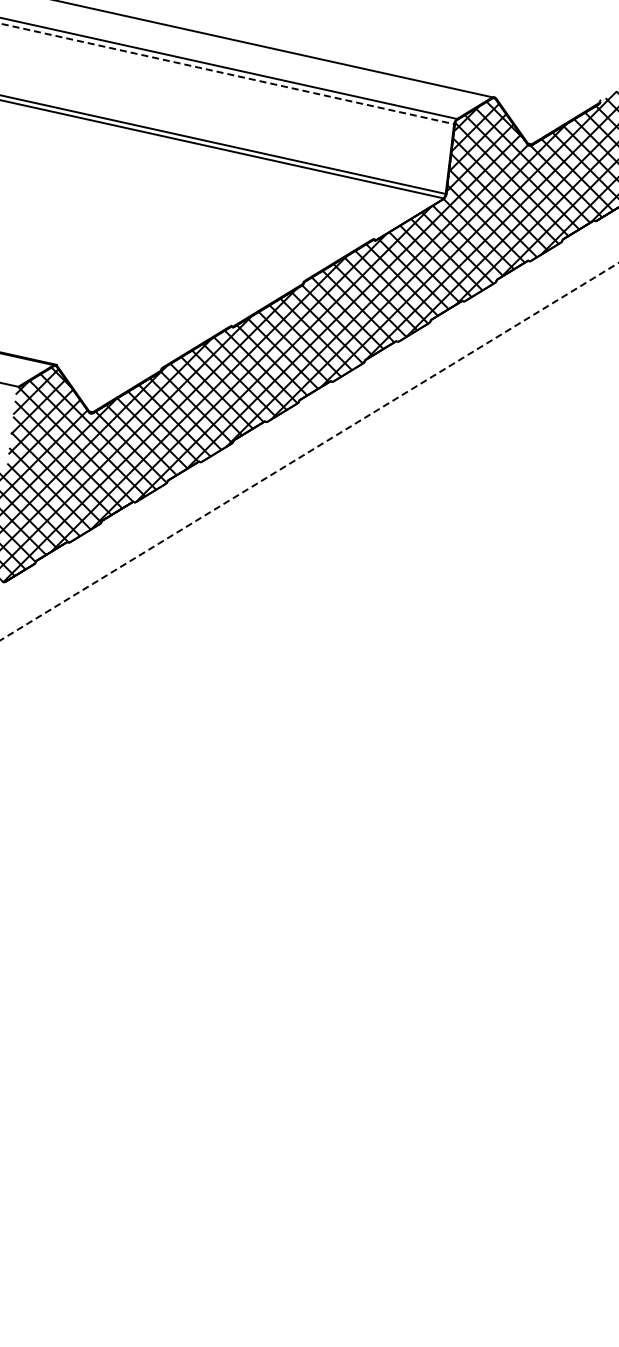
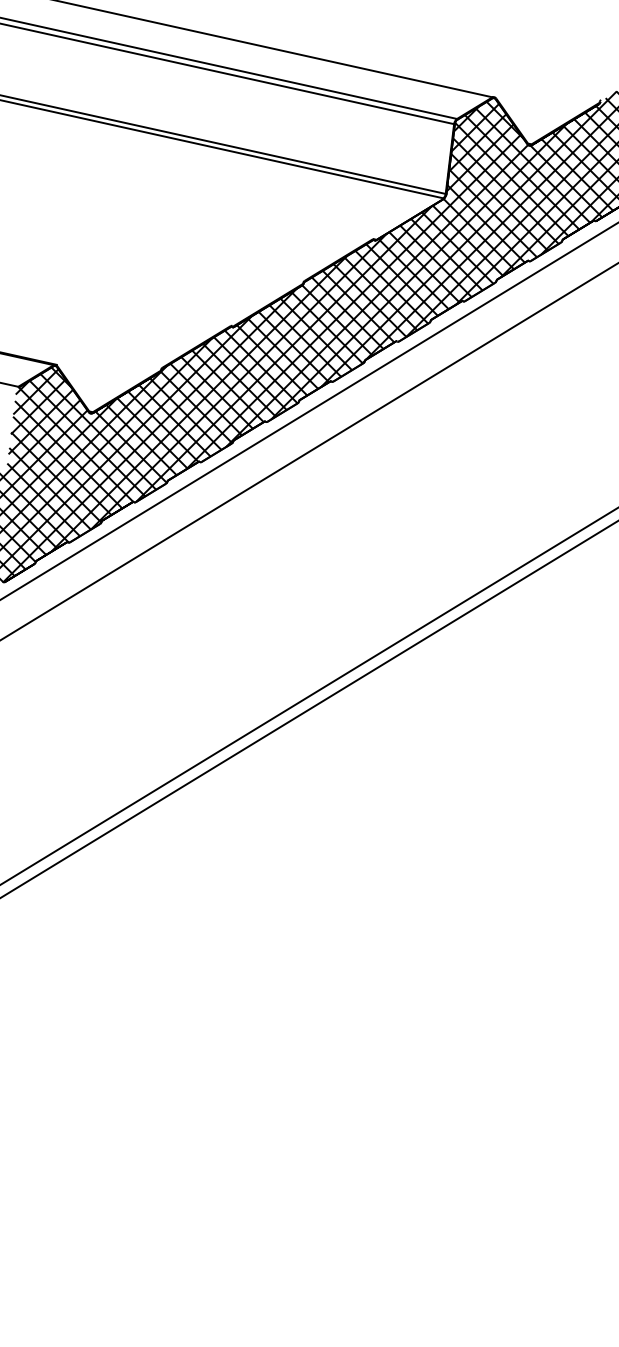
line: dashed -> solid (227, 73)
line: none -> present (308, 411)
line: dashed -> solid (309, 451)
line: none -> present (308, 696)
line: none -> present (308, 709)
